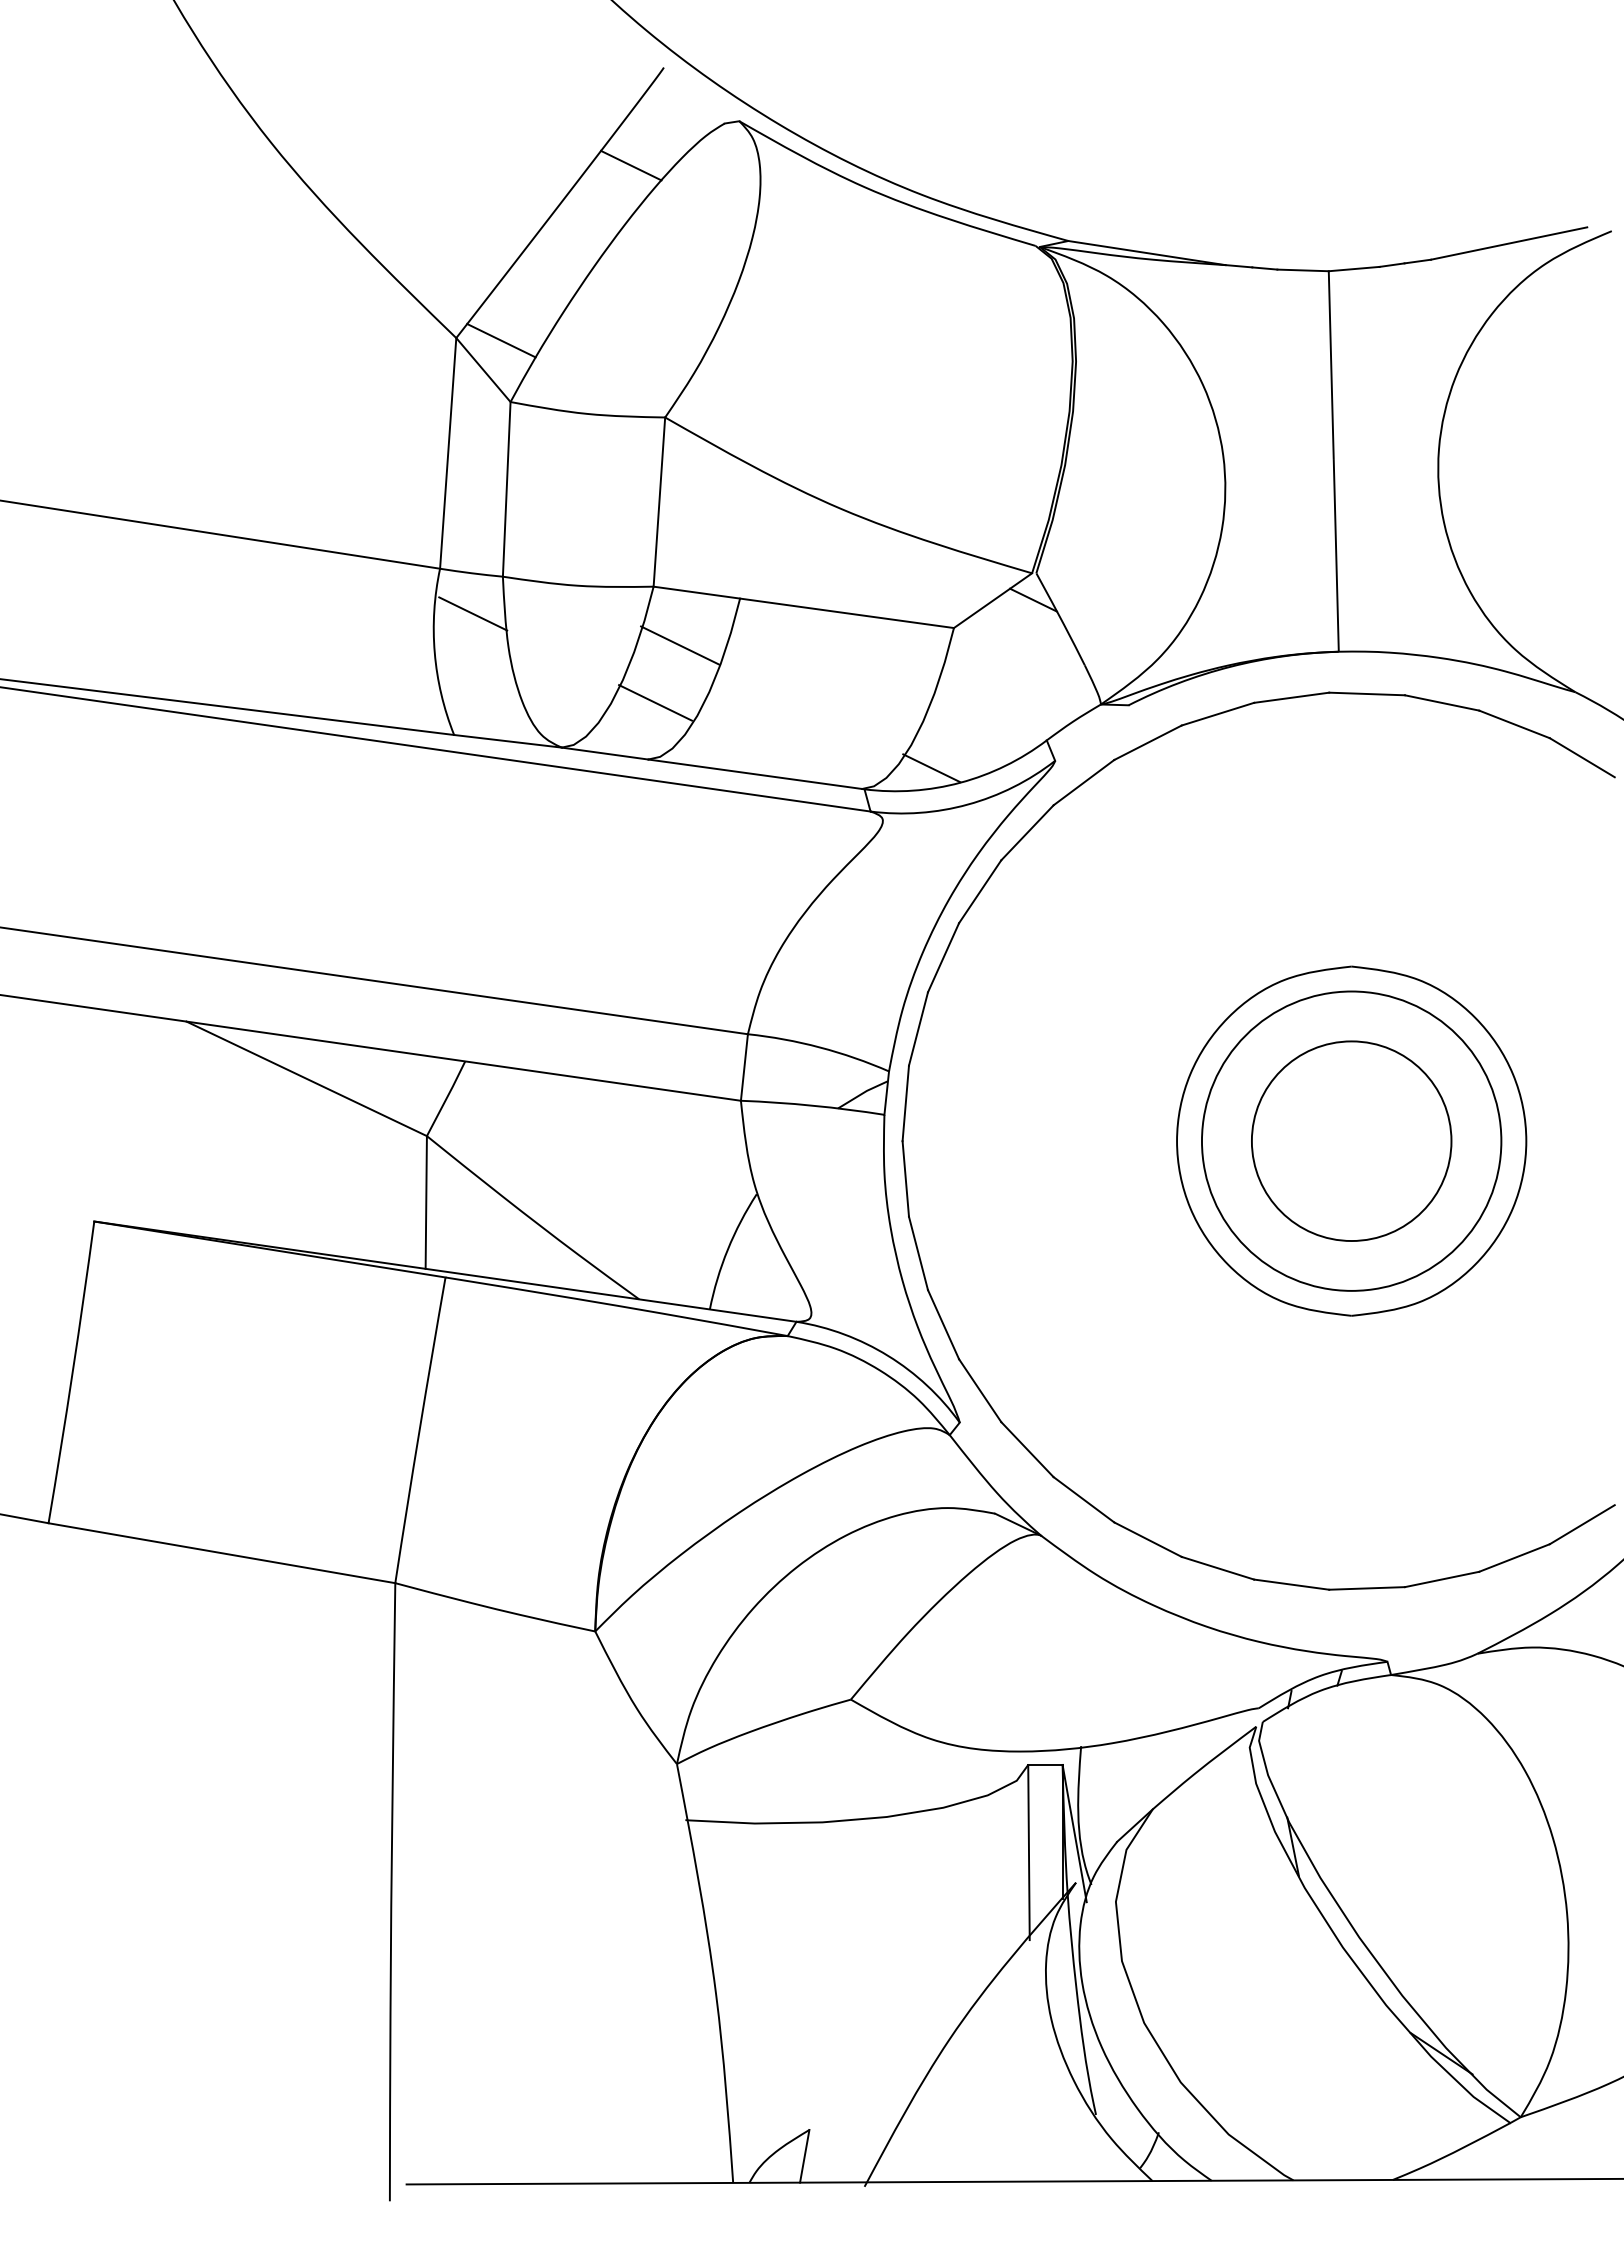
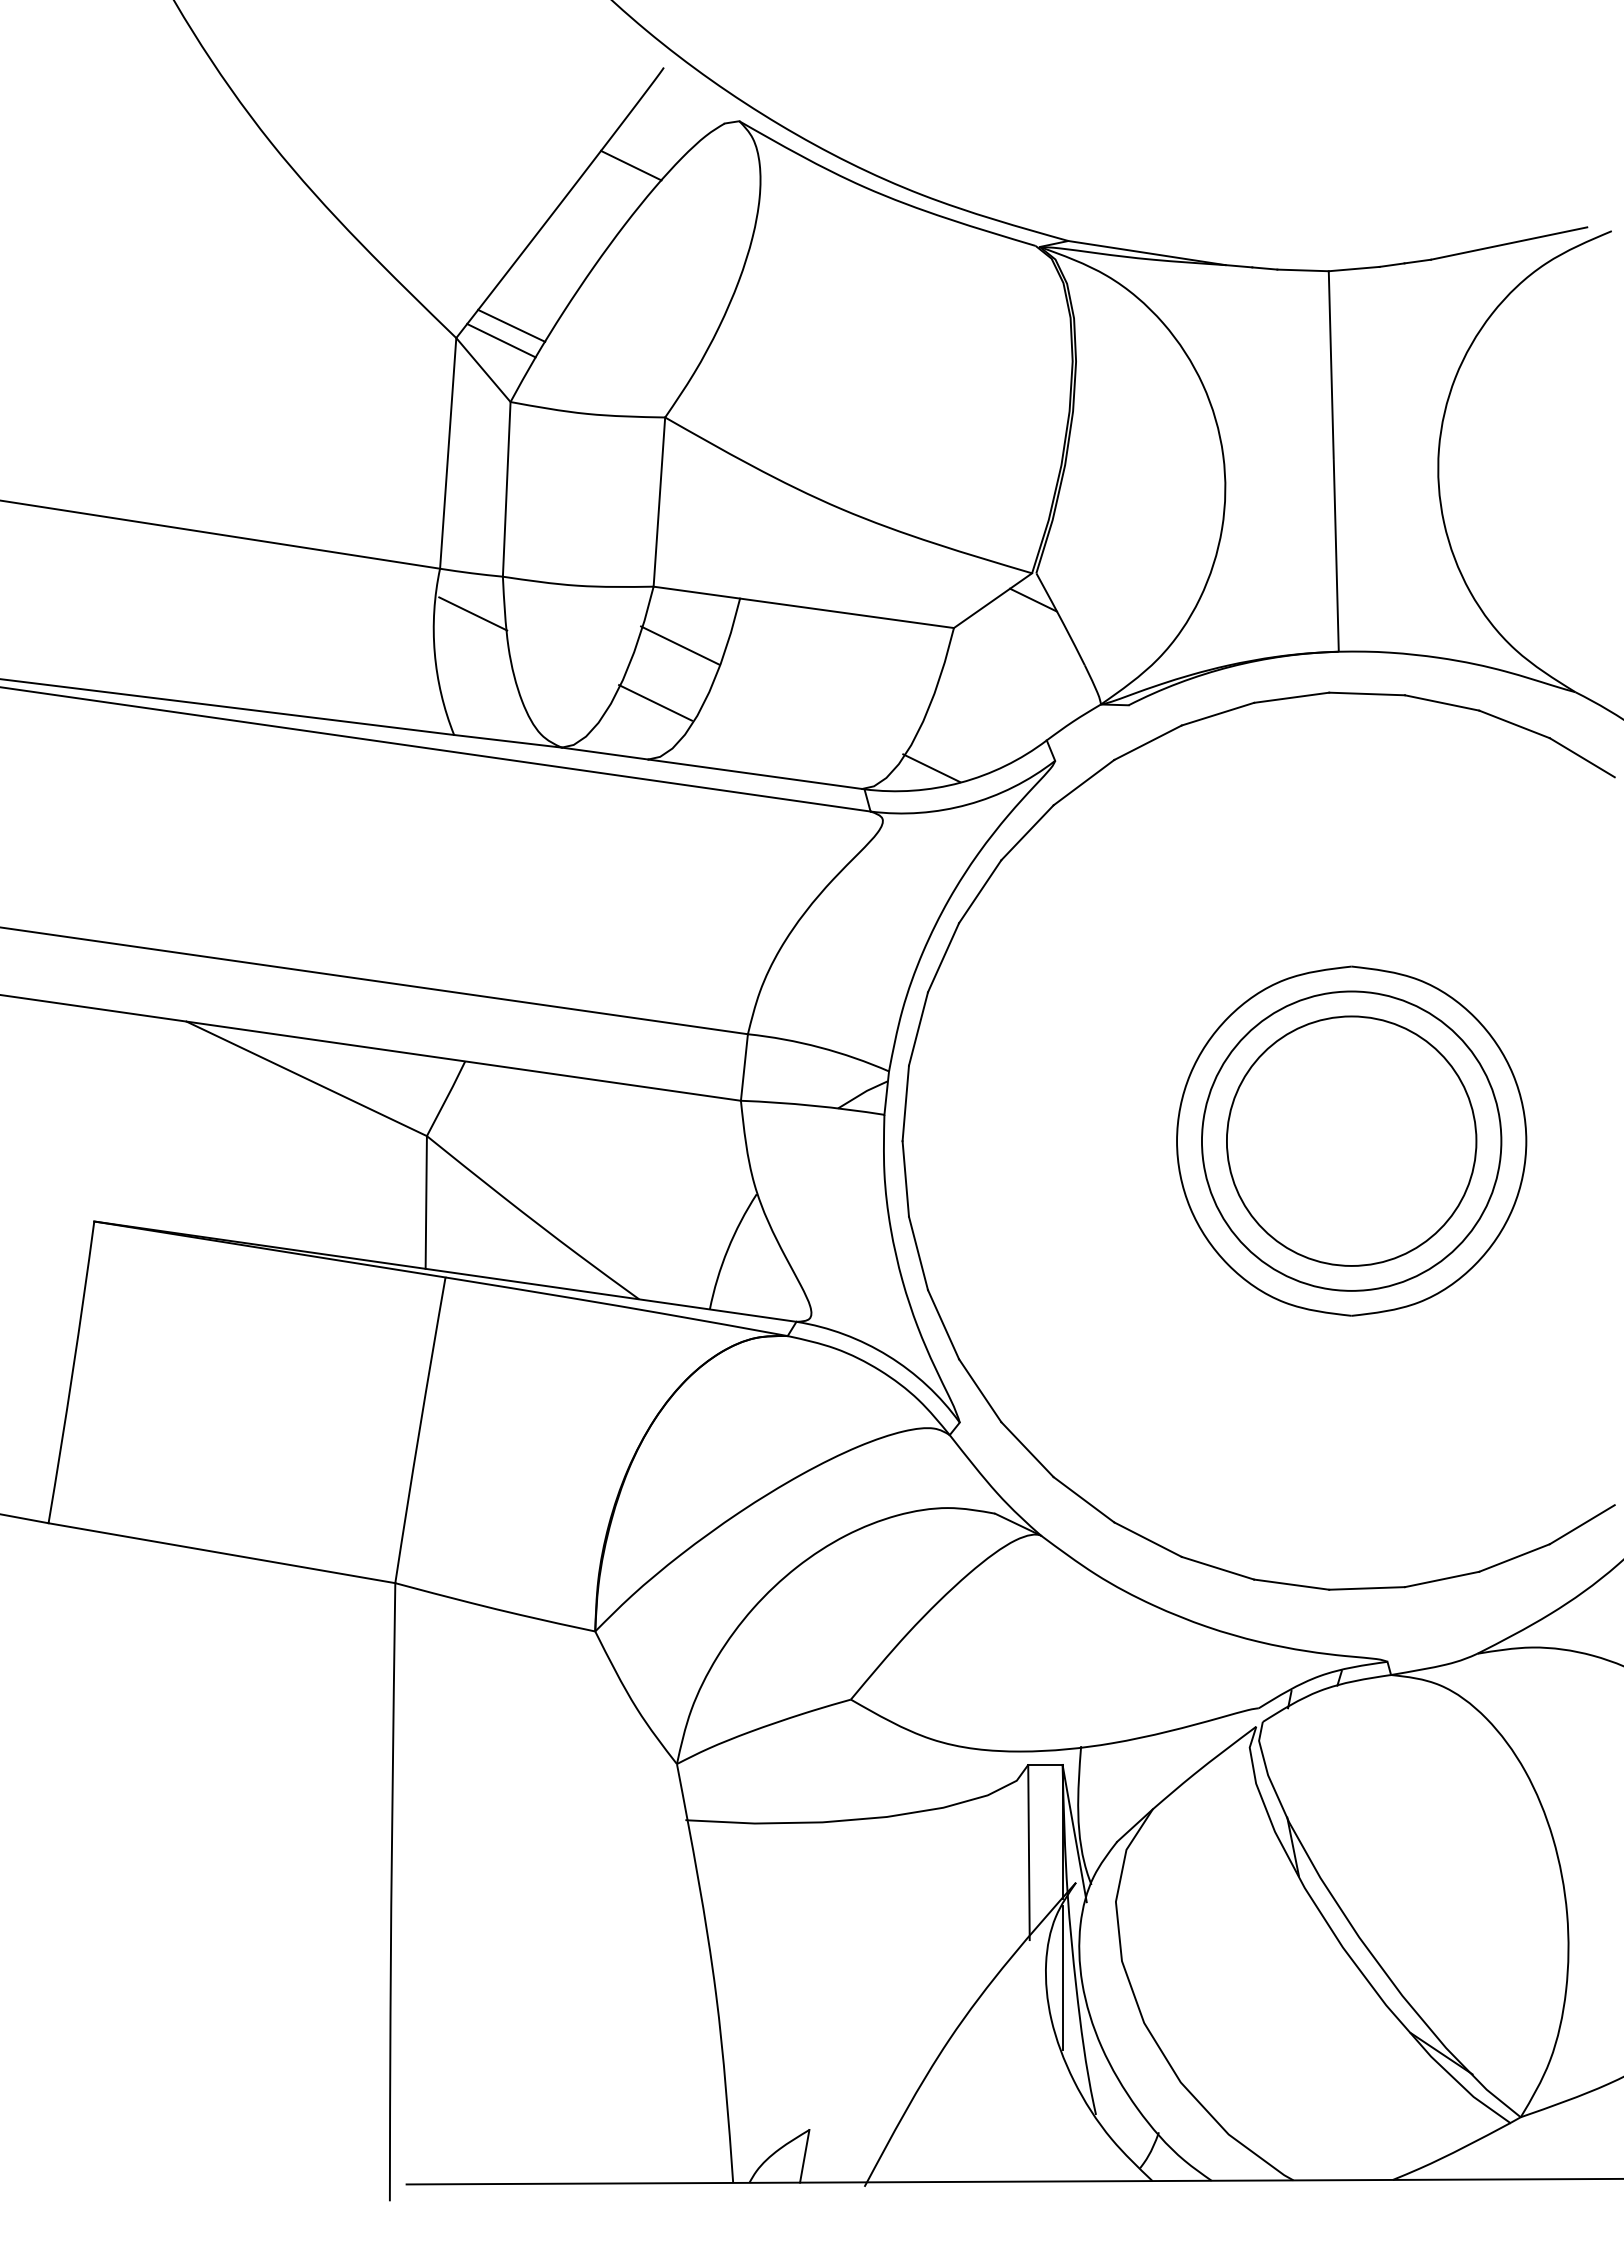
line: none -> present (511, 325)
circle diameter: 200 px -> 249 px (1351, 1140)
line: none -> present (1062, 1977)
